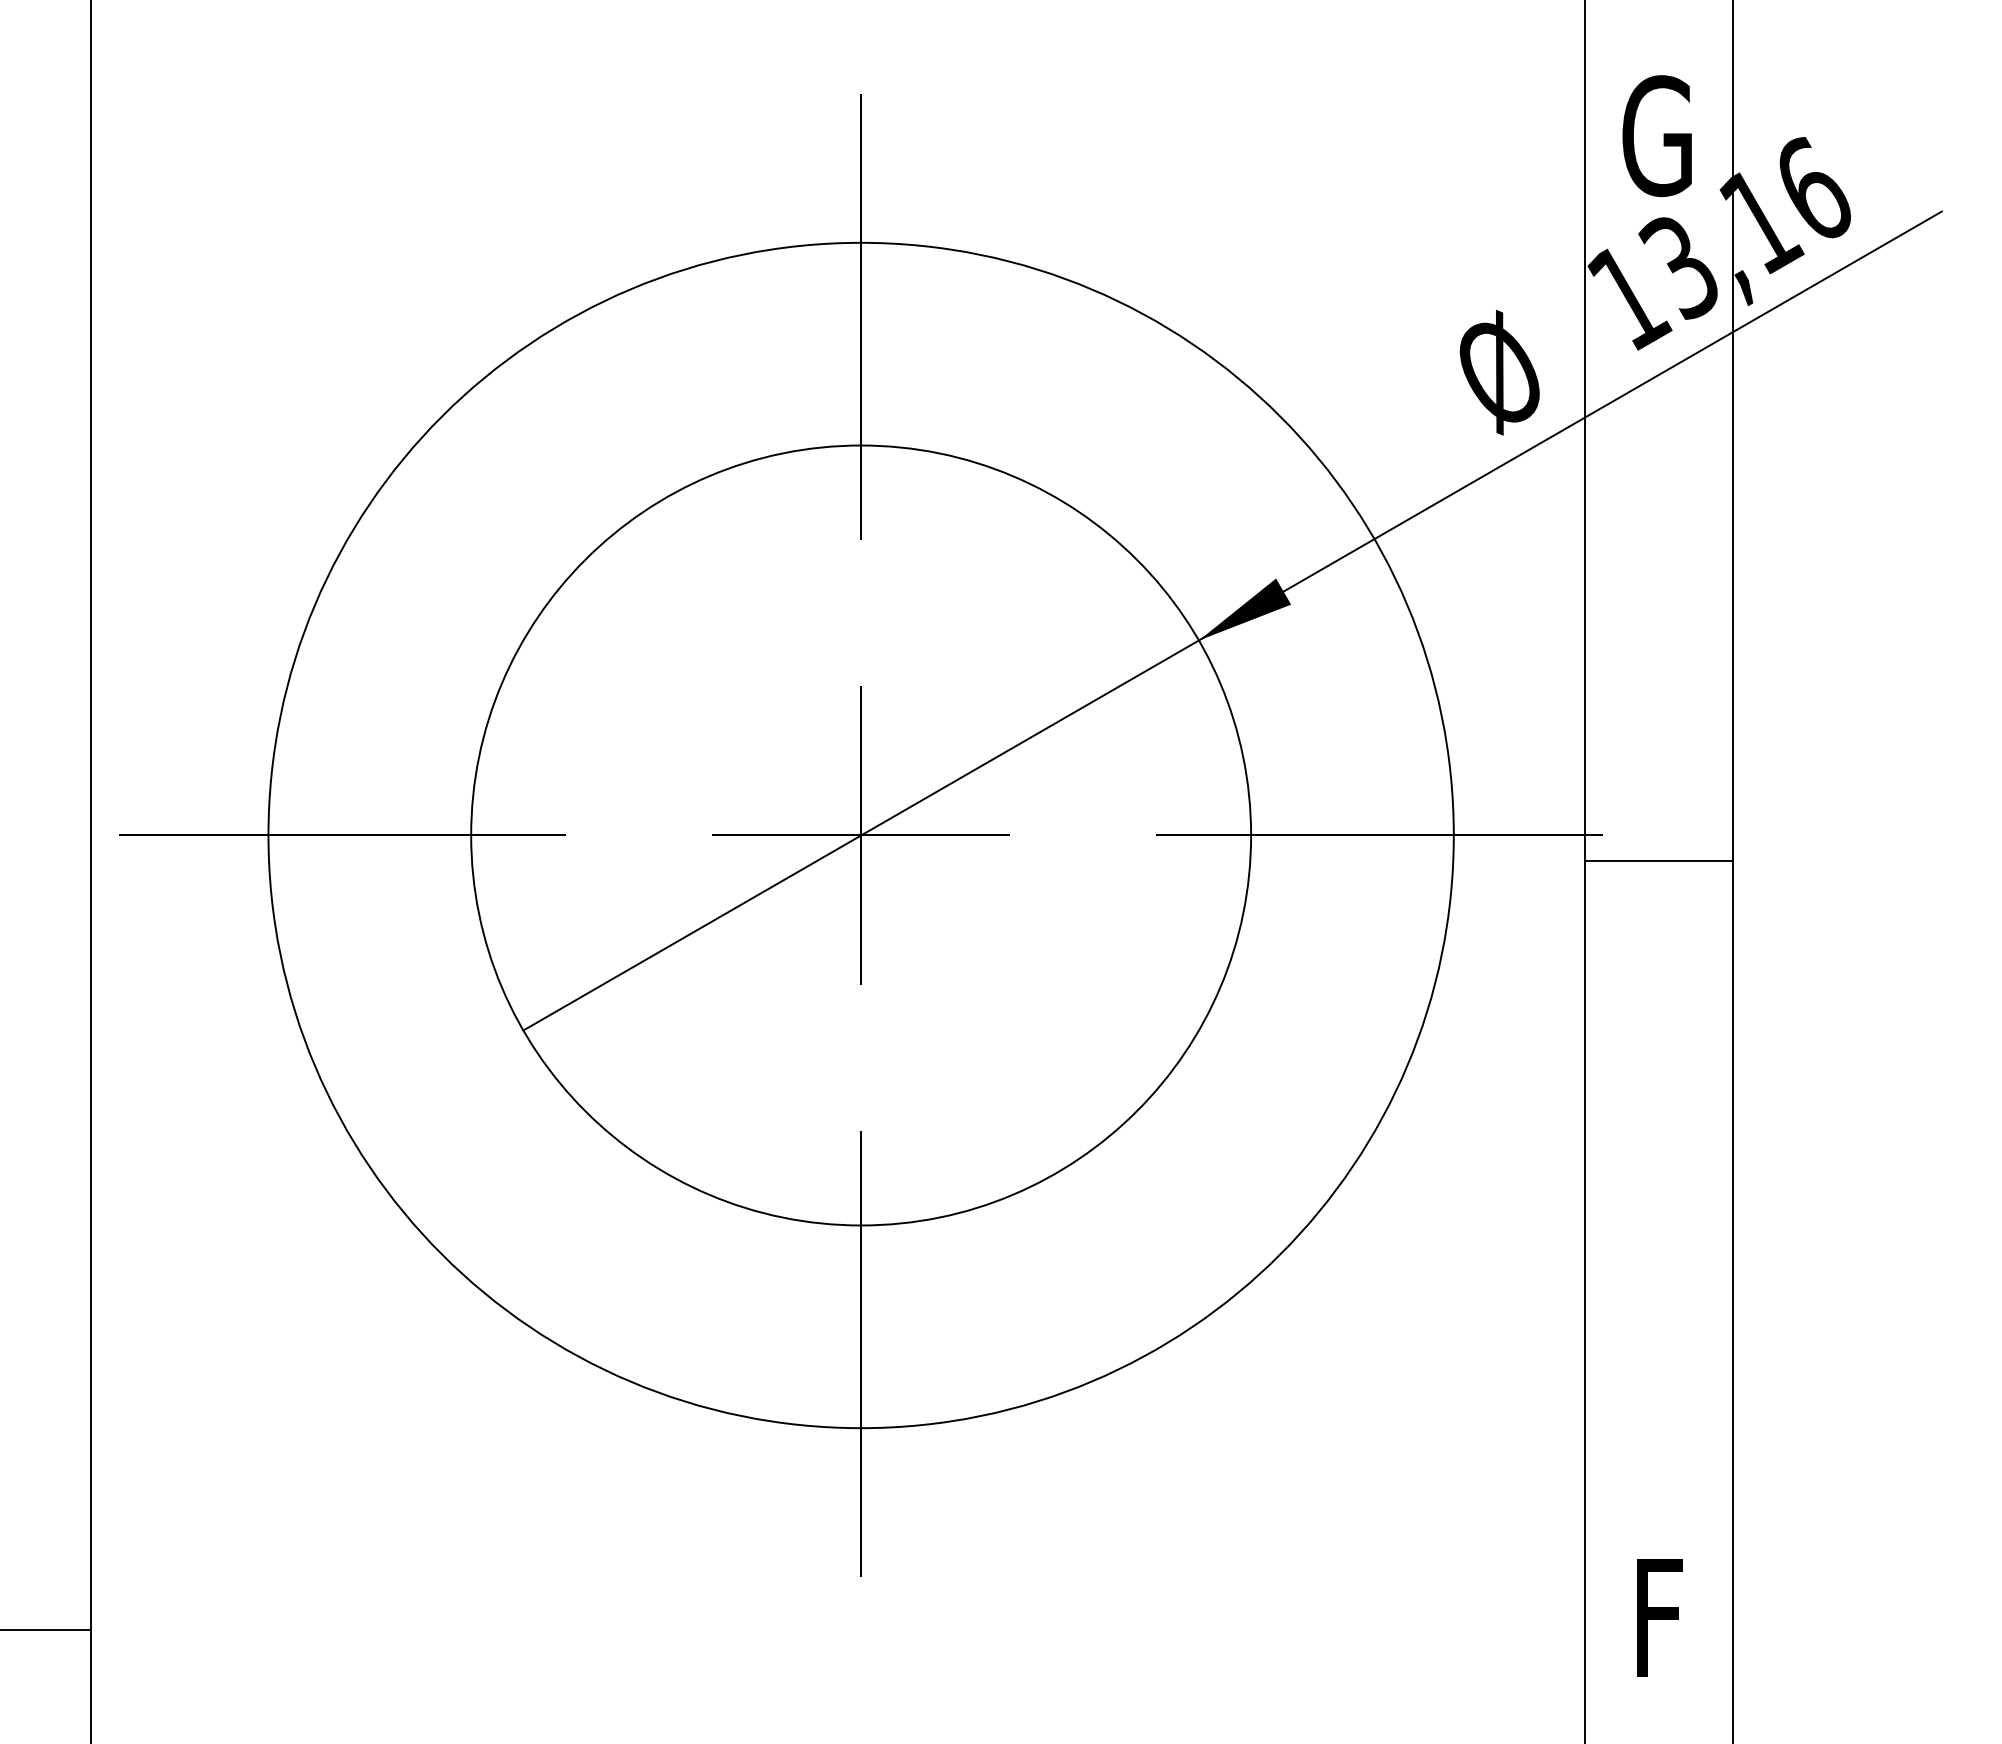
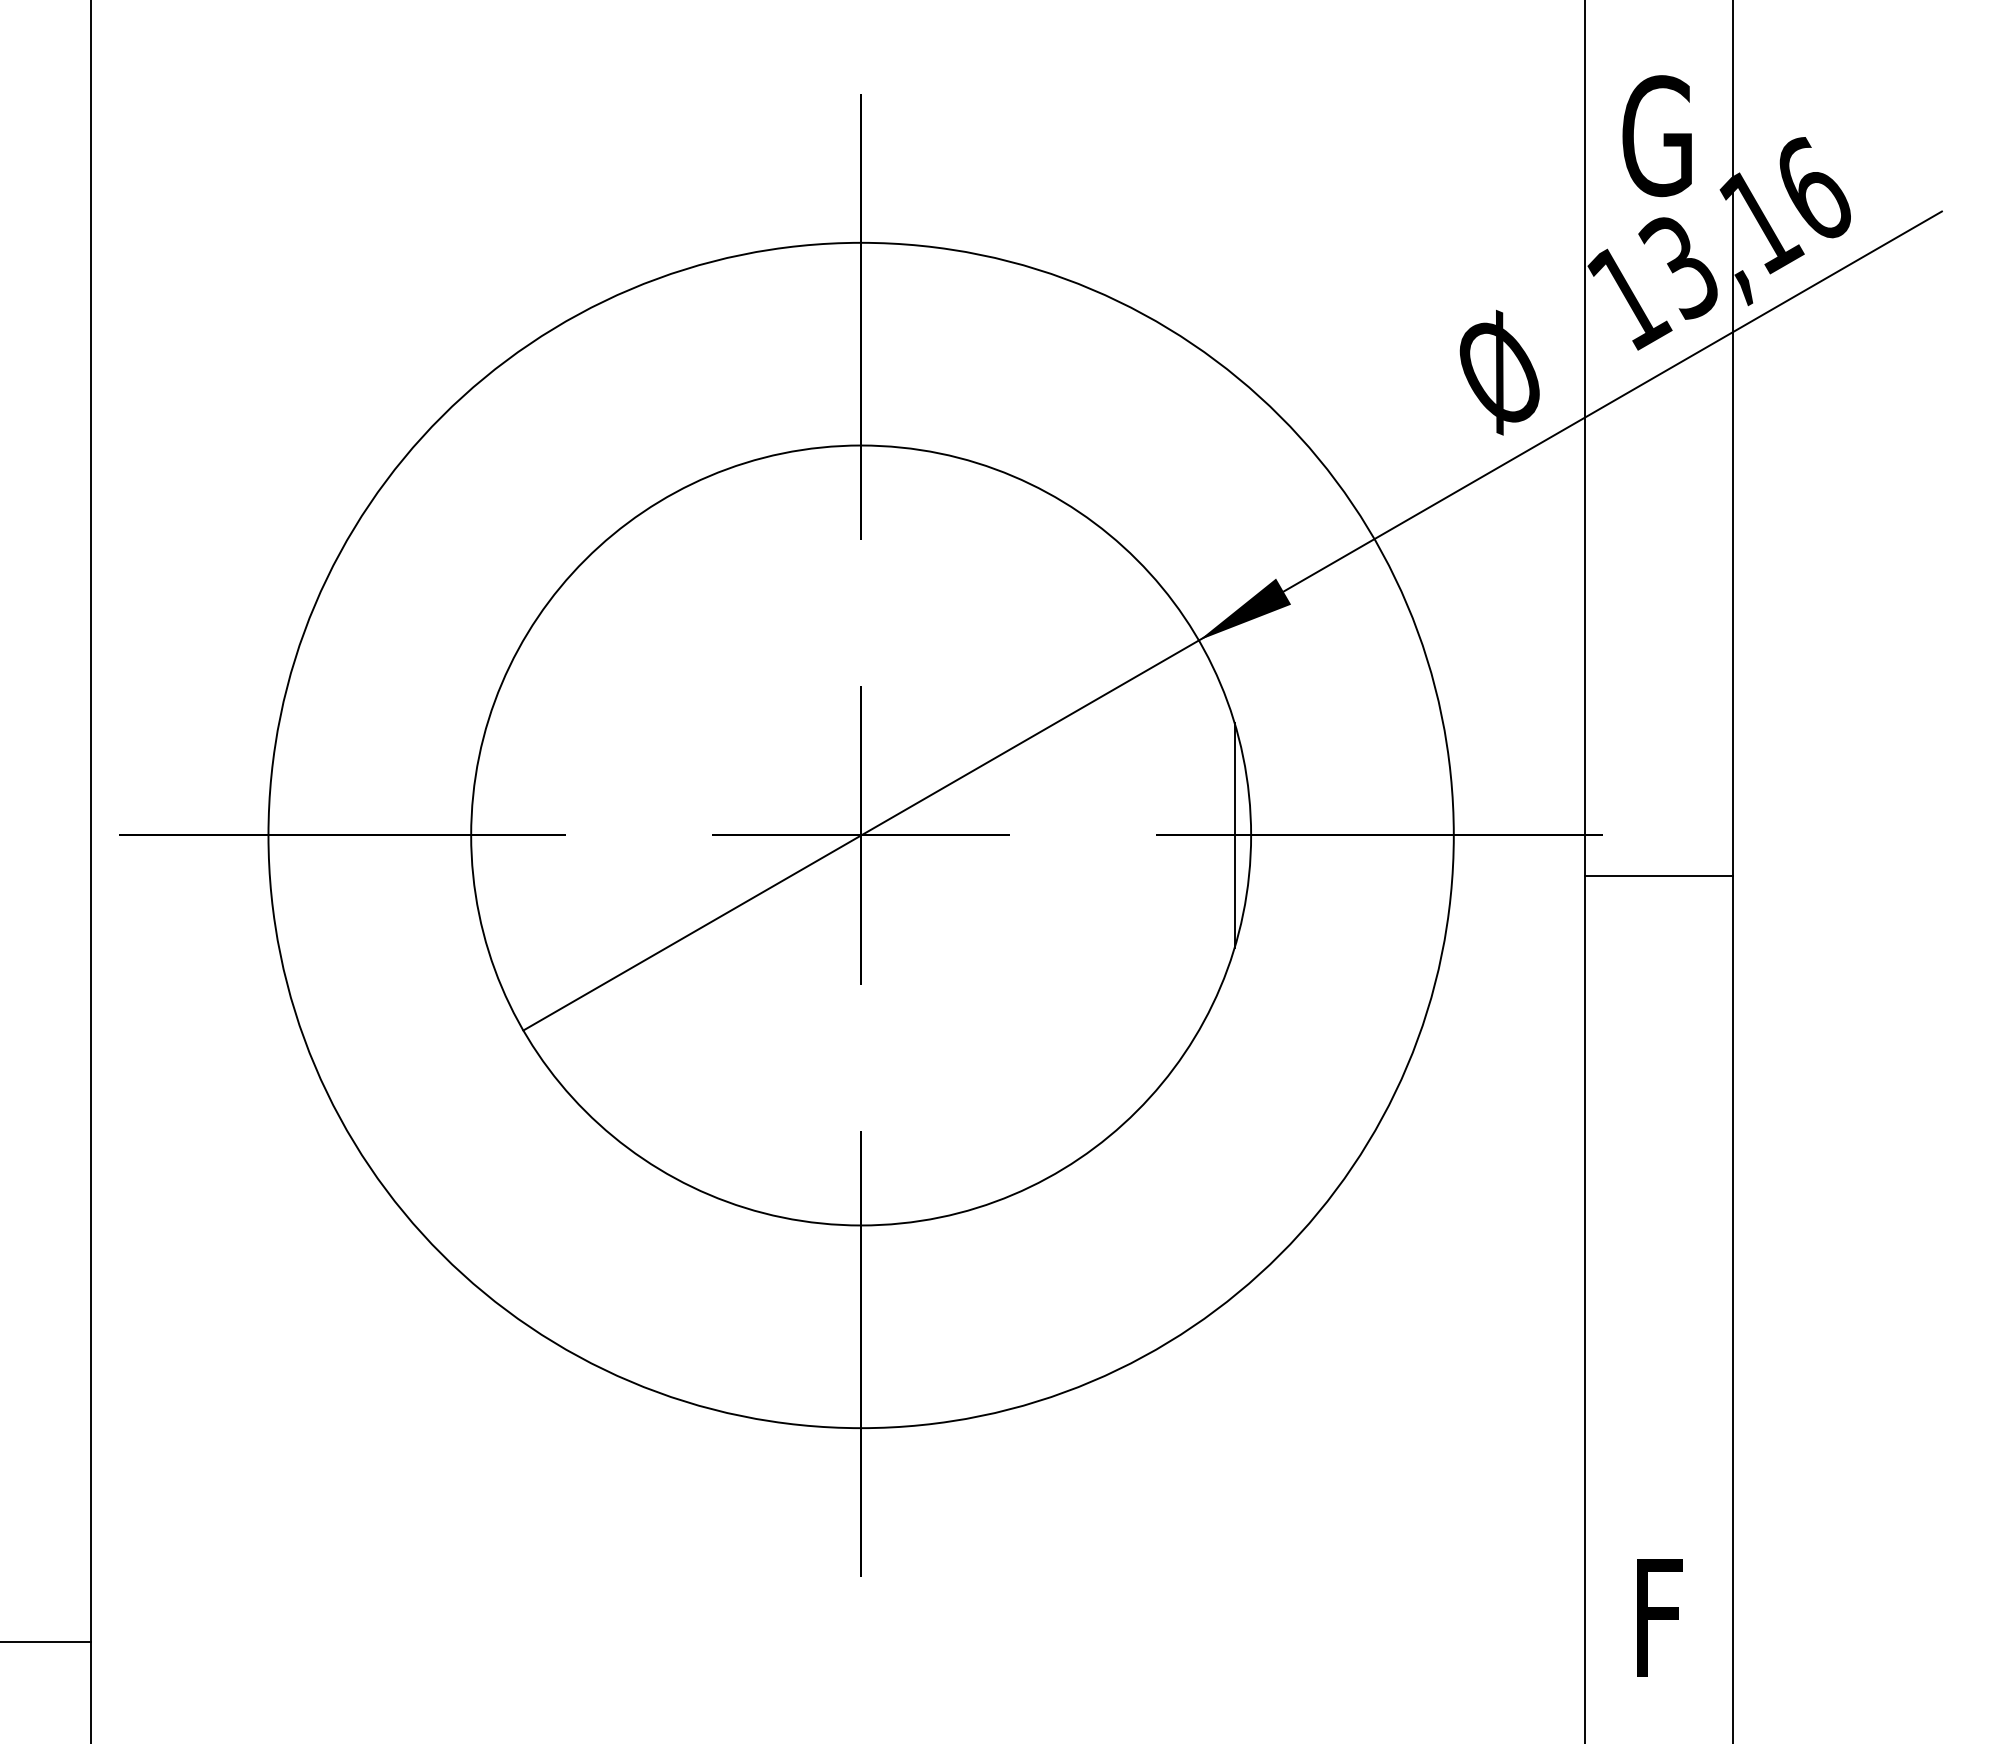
line: none -> present (1234, 835)
line position: (1658, 861) -> (1658, 876) (1658, 876)
line position: (46, 1629) -> (46, 1641) (46, 1641)
